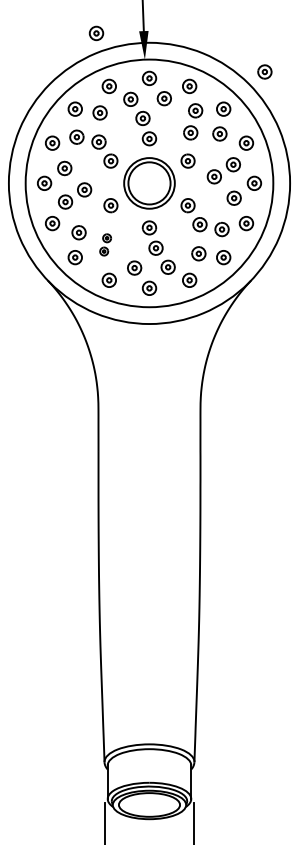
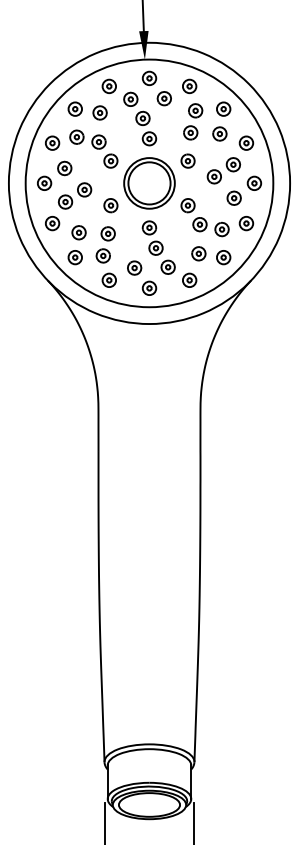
part: present -> none (96, 33)
part: present -> none (264, 71)
part size: 13x24 px -> 21x38 px (105, 244)
